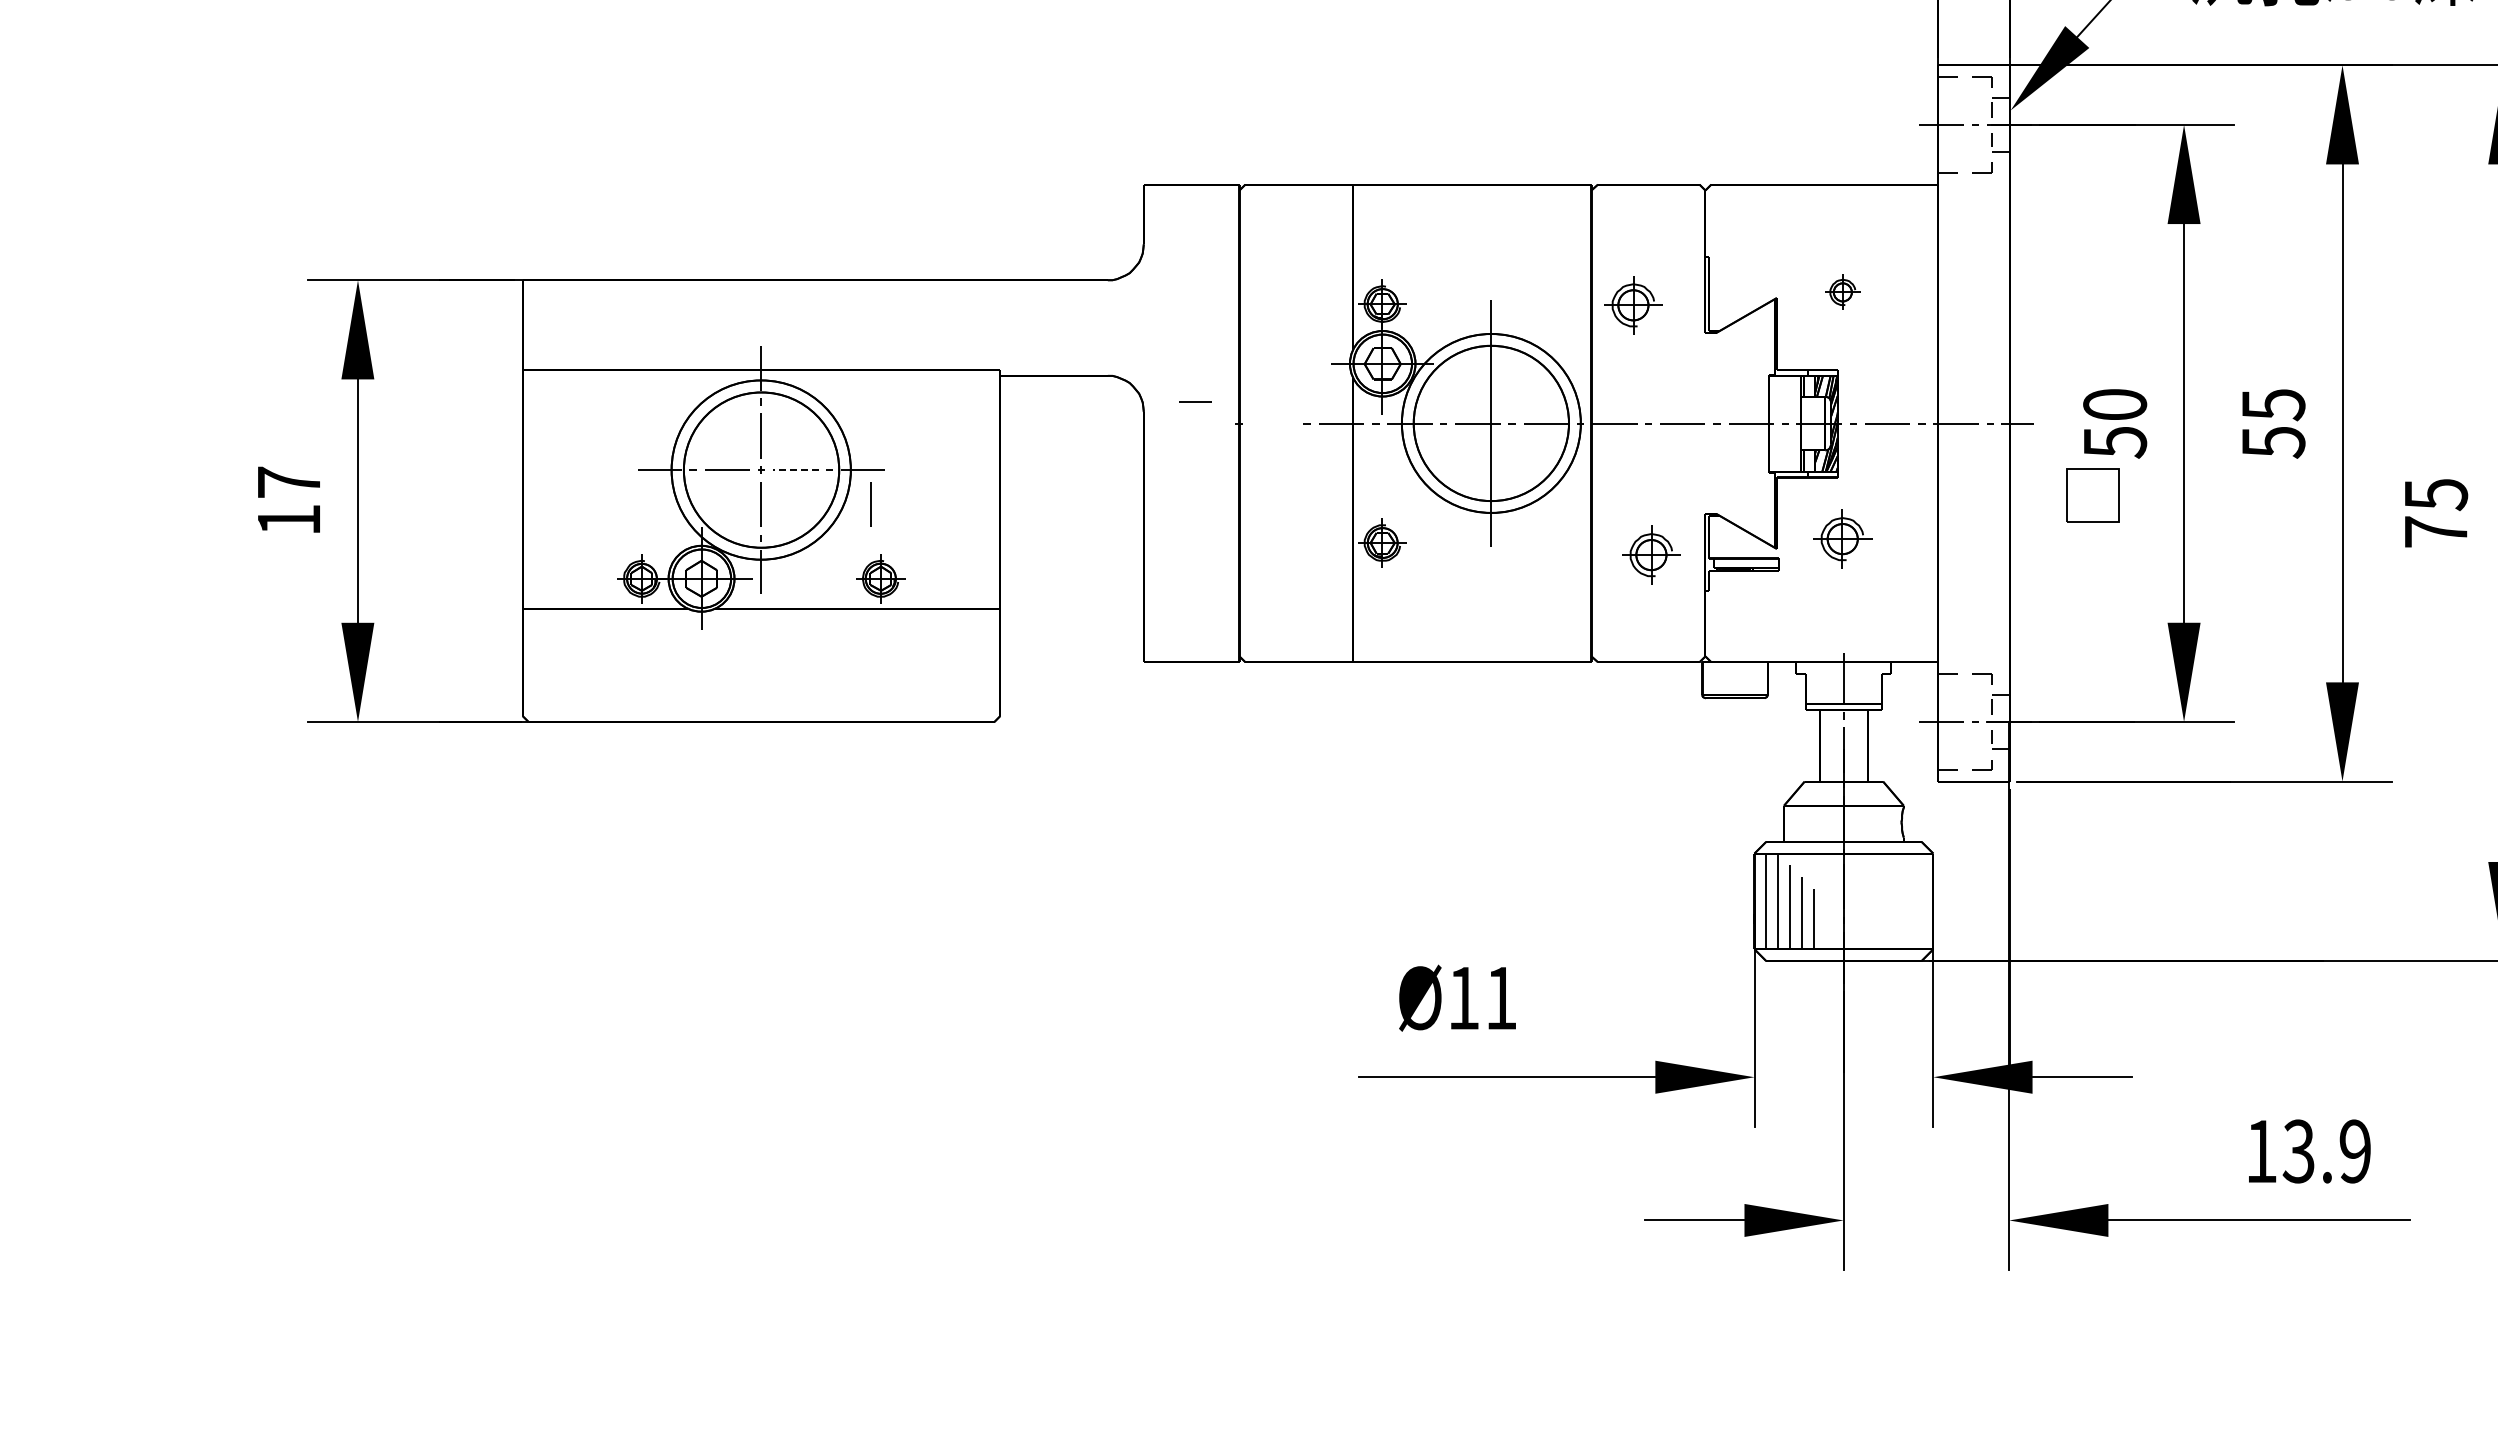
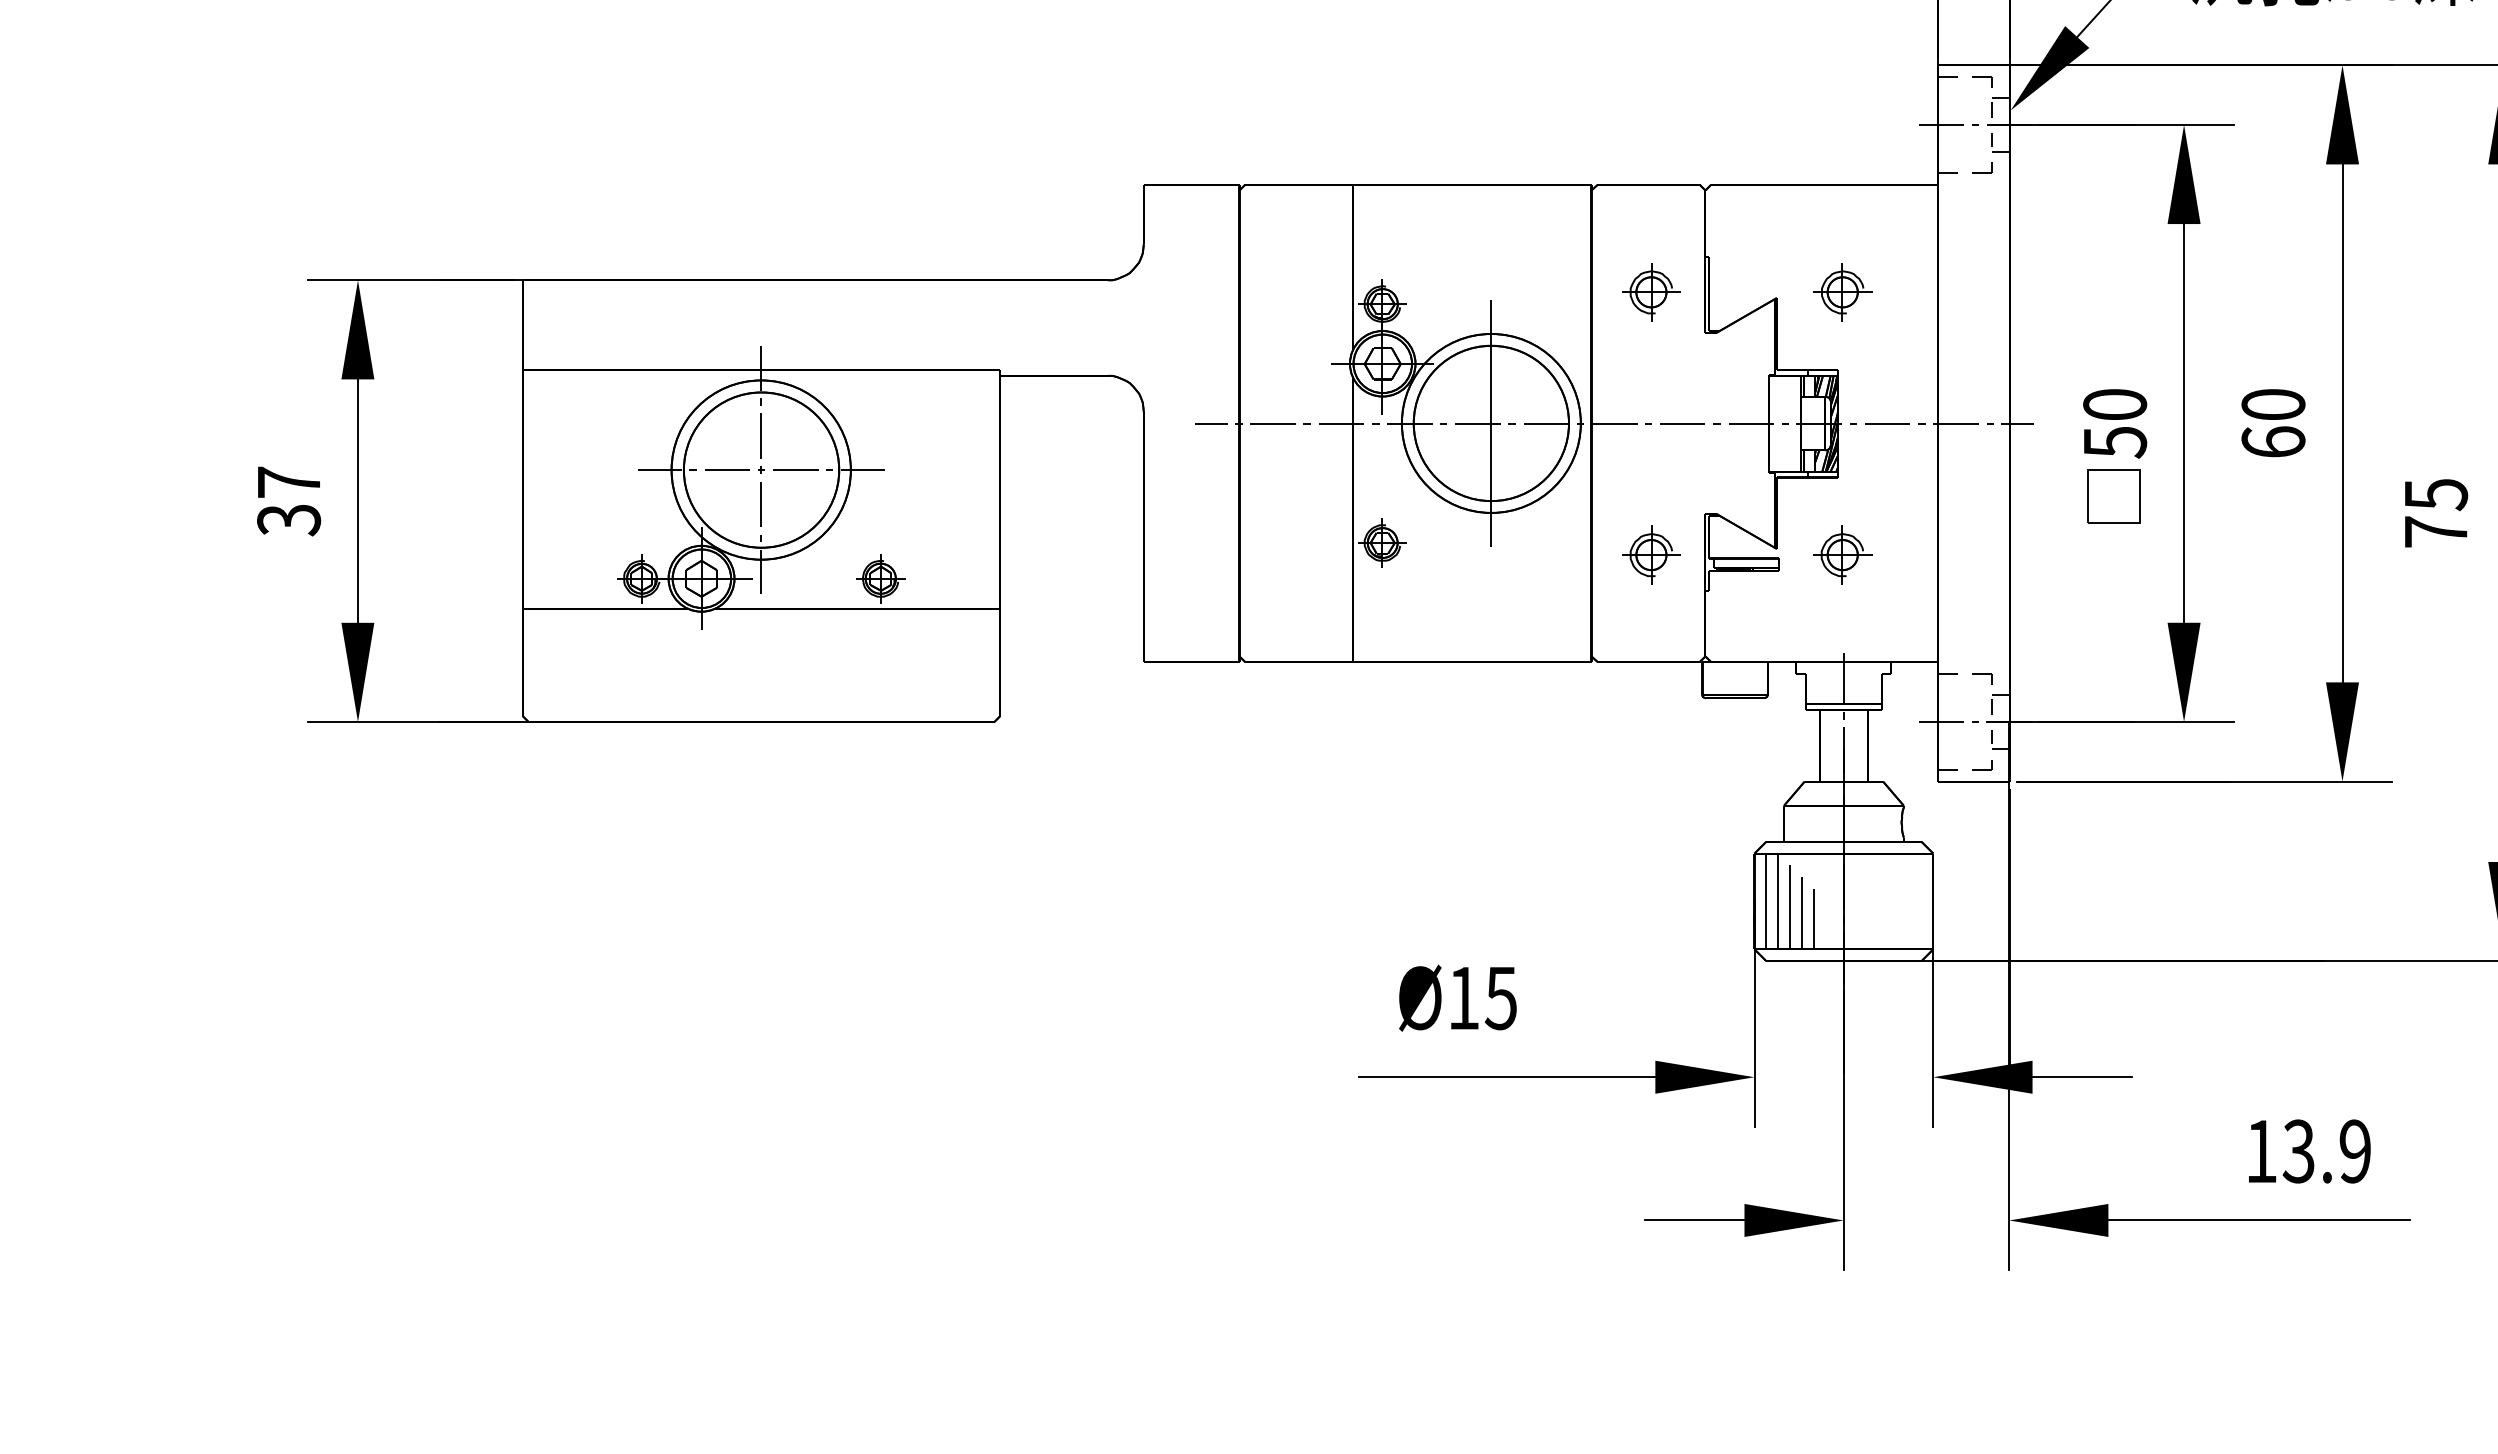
part size: 36x36 px -> 60x59 px (1842, 292)
part position: (1633, 305) -> (1651, 292) (1651, 292)
line position: (1195, 401) -> (1211, 423) (1211, 423)
line: none -> present (1272, 423)
text: 55 -> 60 (2273, 423)
line: dashed -> solid (795, 470)
part position: (2092, 495) -> (2113, 496) (2113, 496)
line: present -> none (870, 504)
text: 17 -> 37 (289, 520)
part position: (1842, 538) -> (1842, 554) (1842, 554)
text: Ø11 -> Ø15 (1500, 998)
